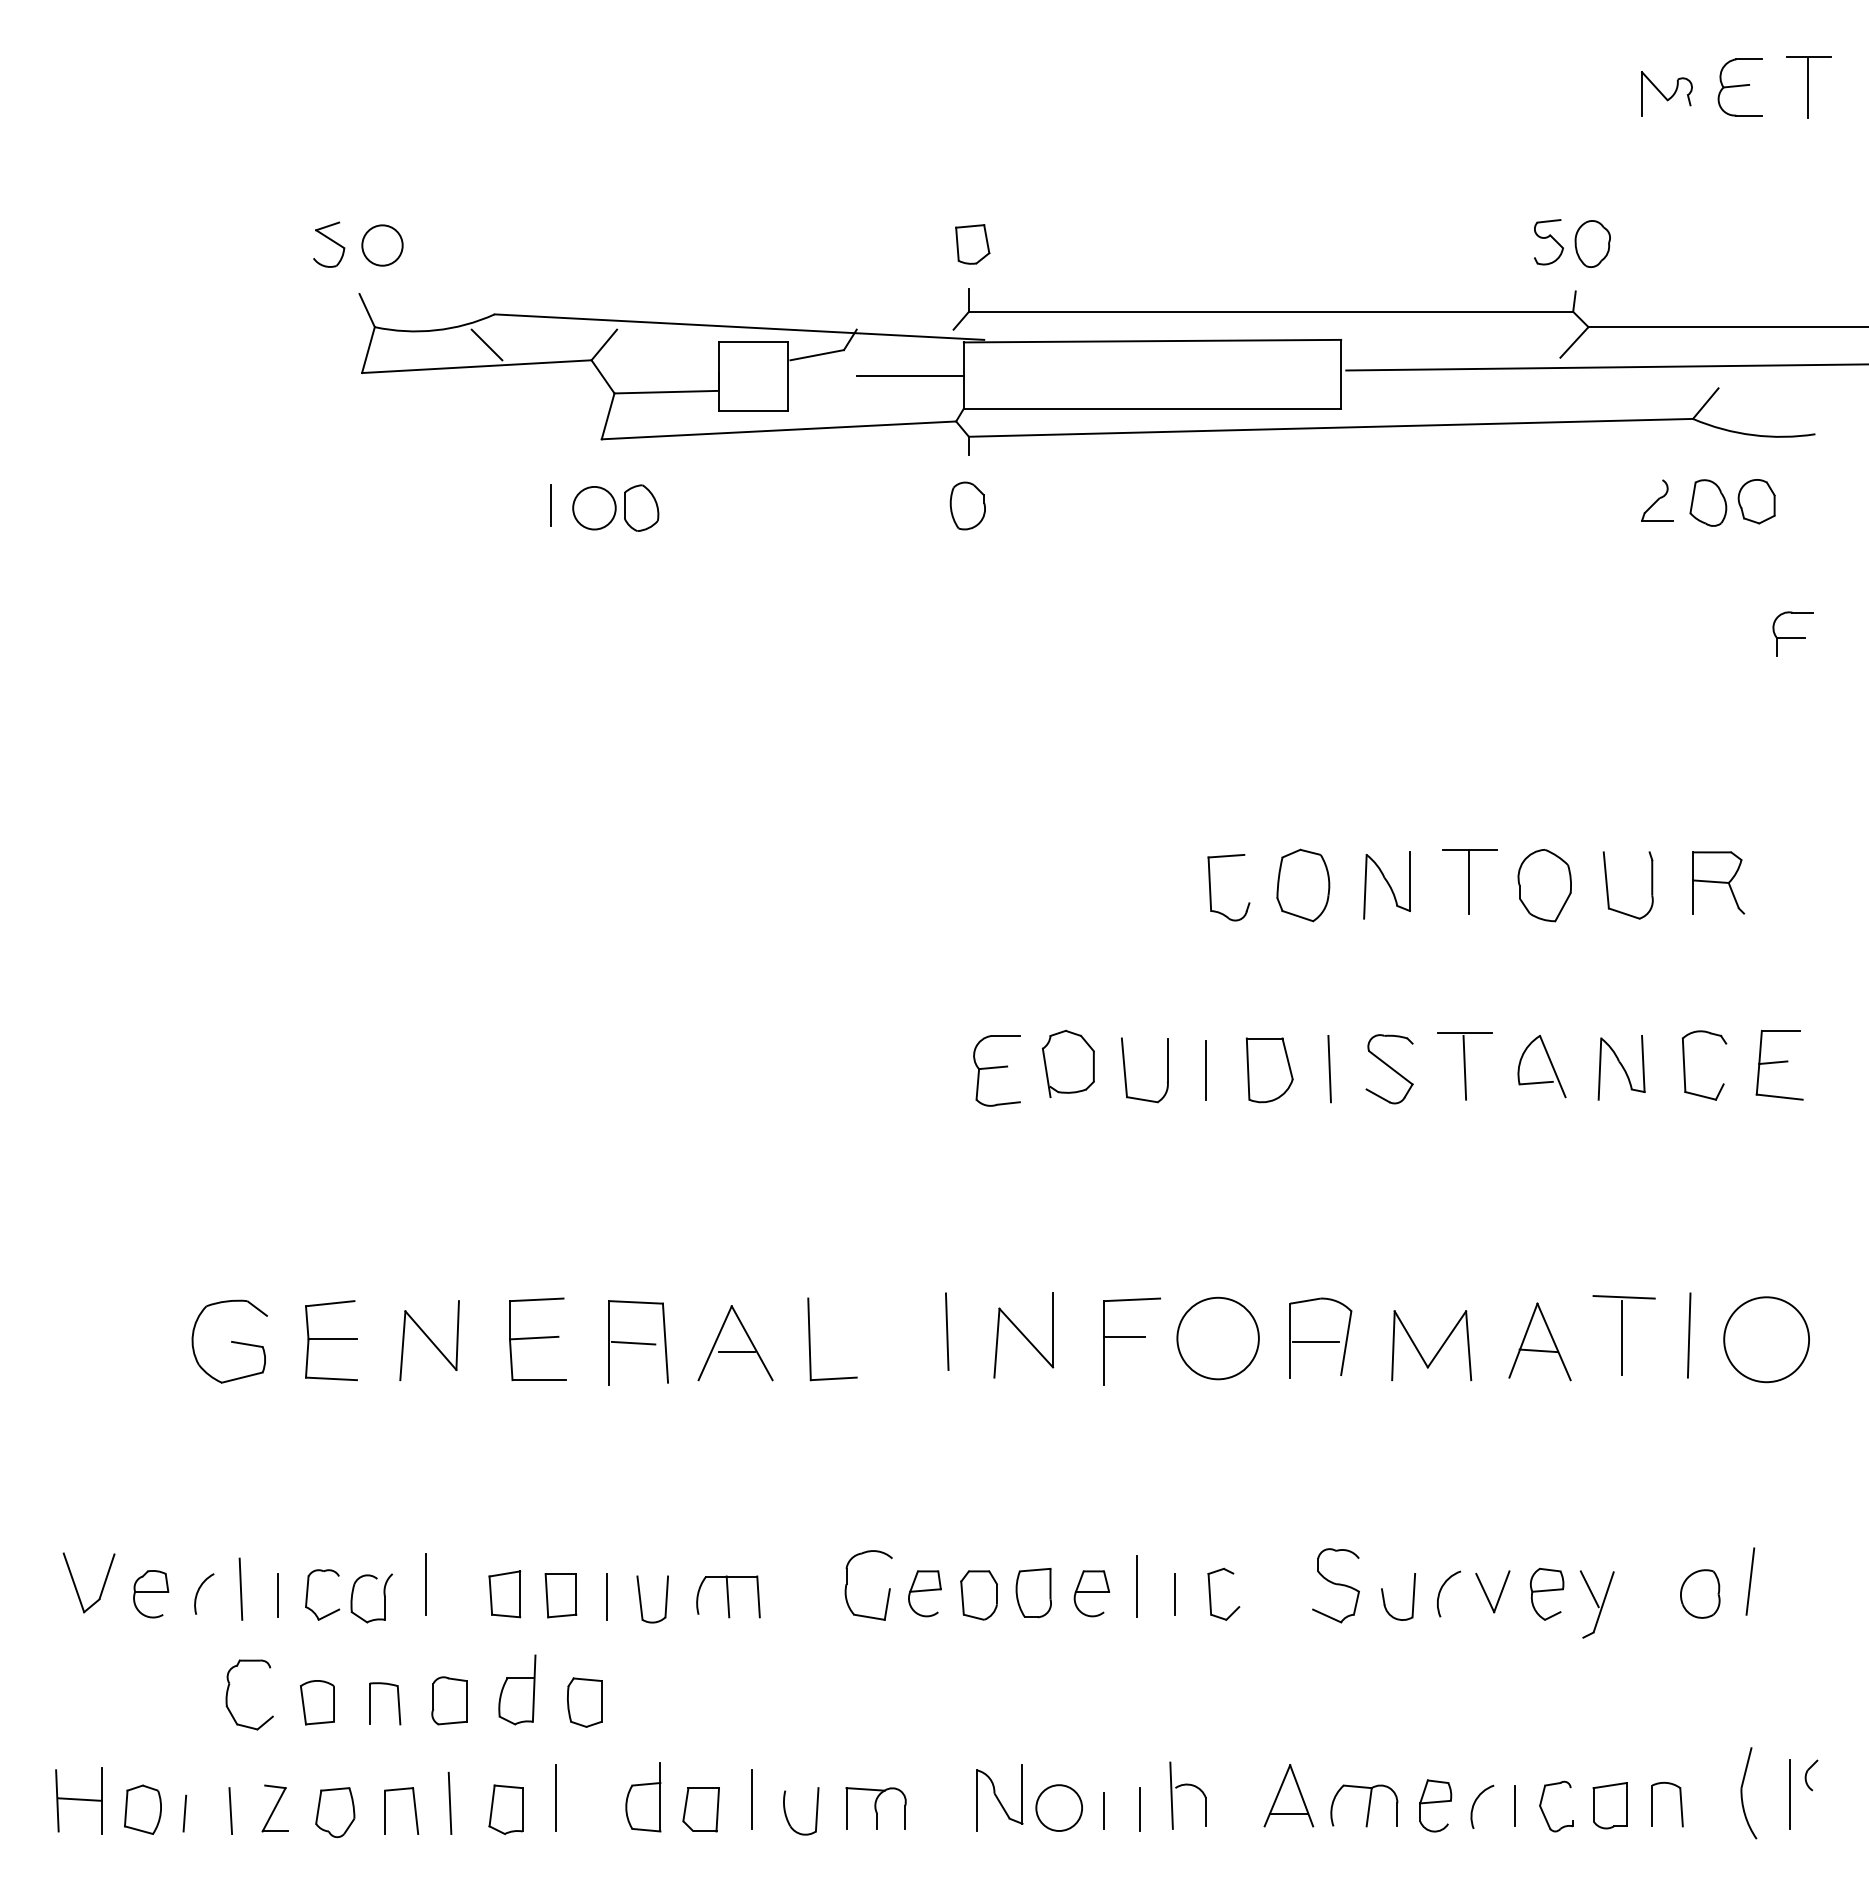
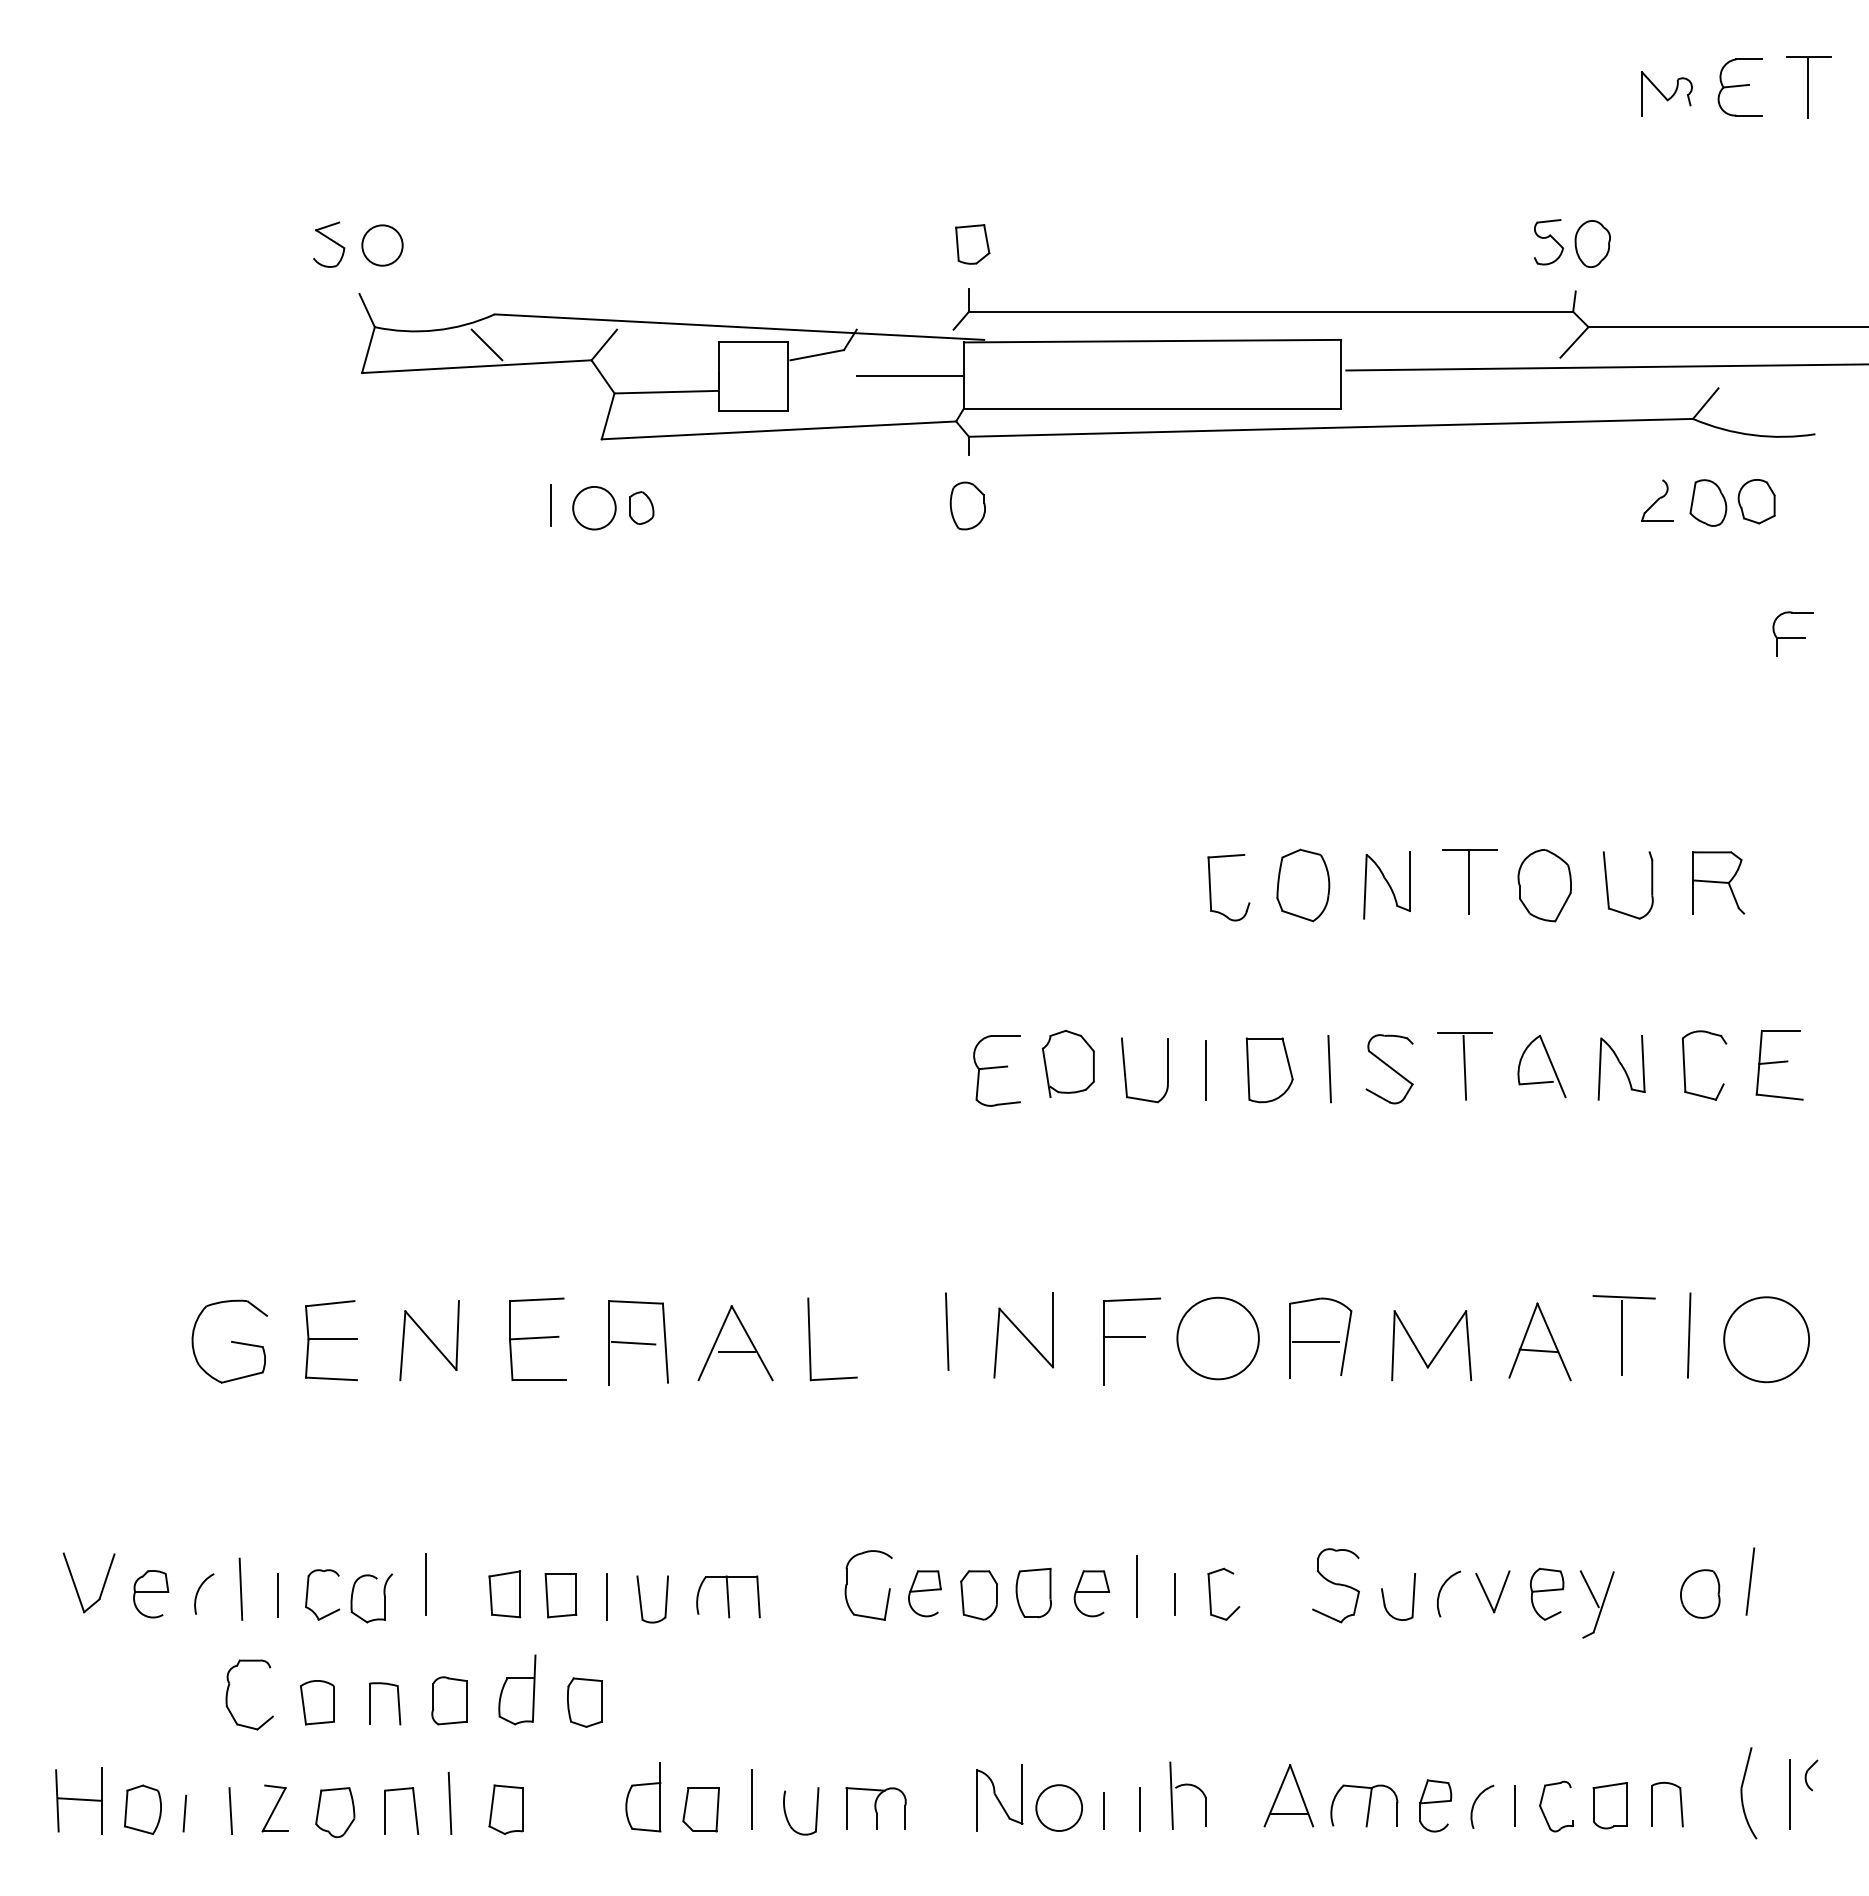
part size: 36x48 px -> 26x34 px (641, 507)
line: present -> none (555, 1798)
